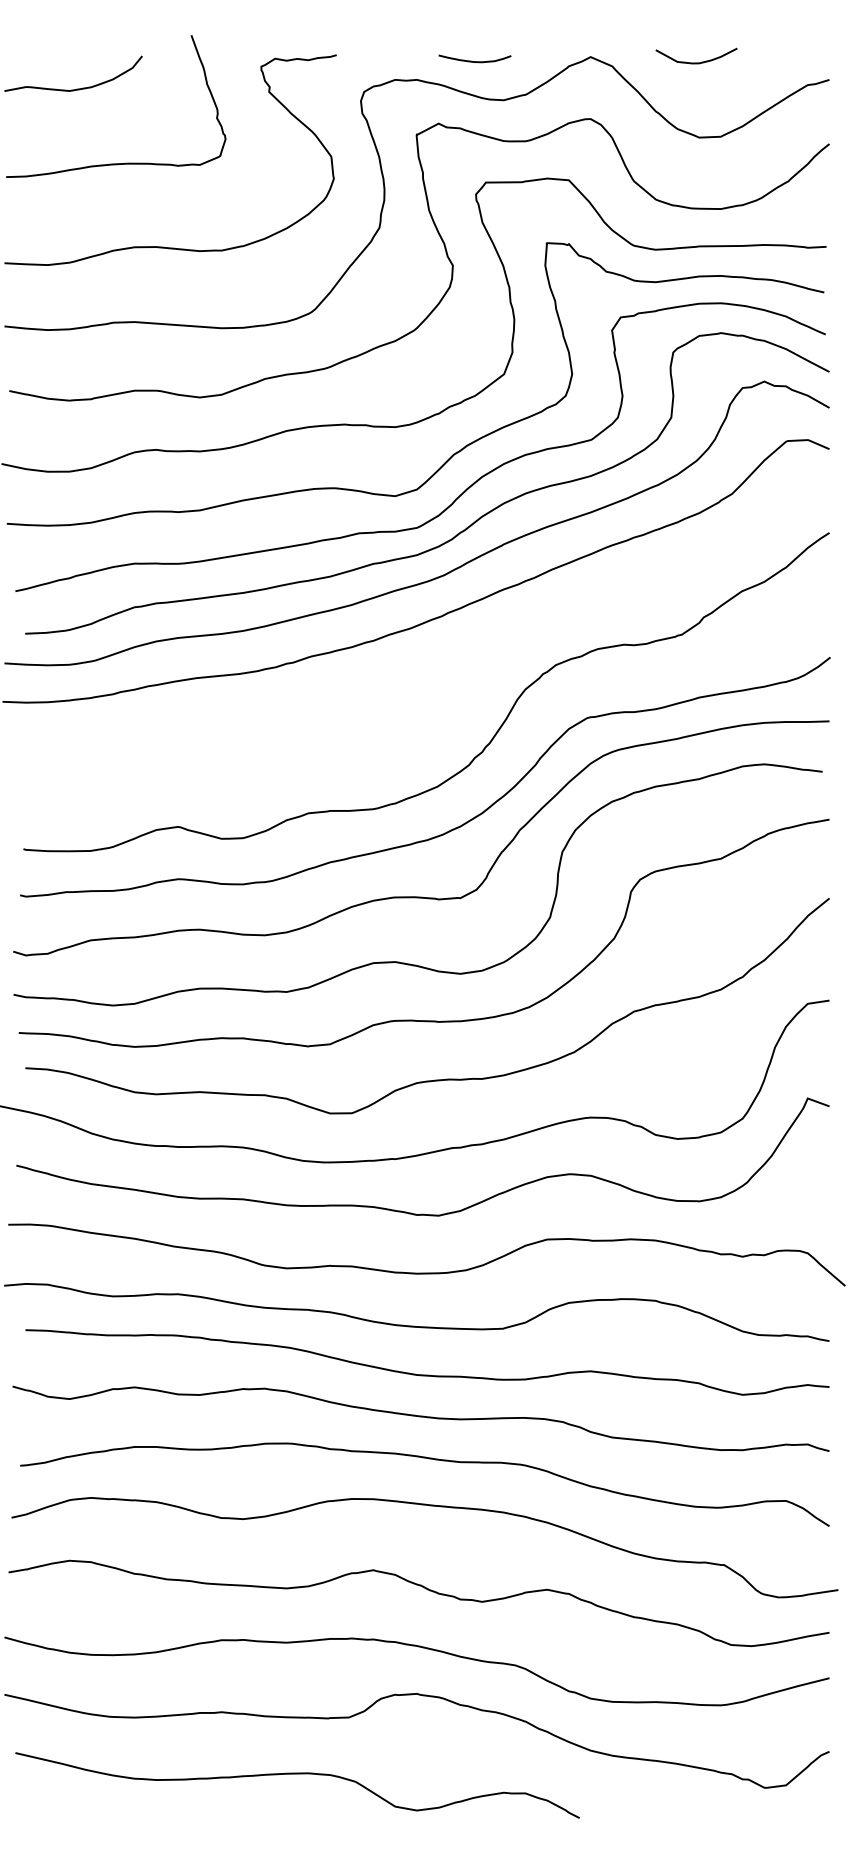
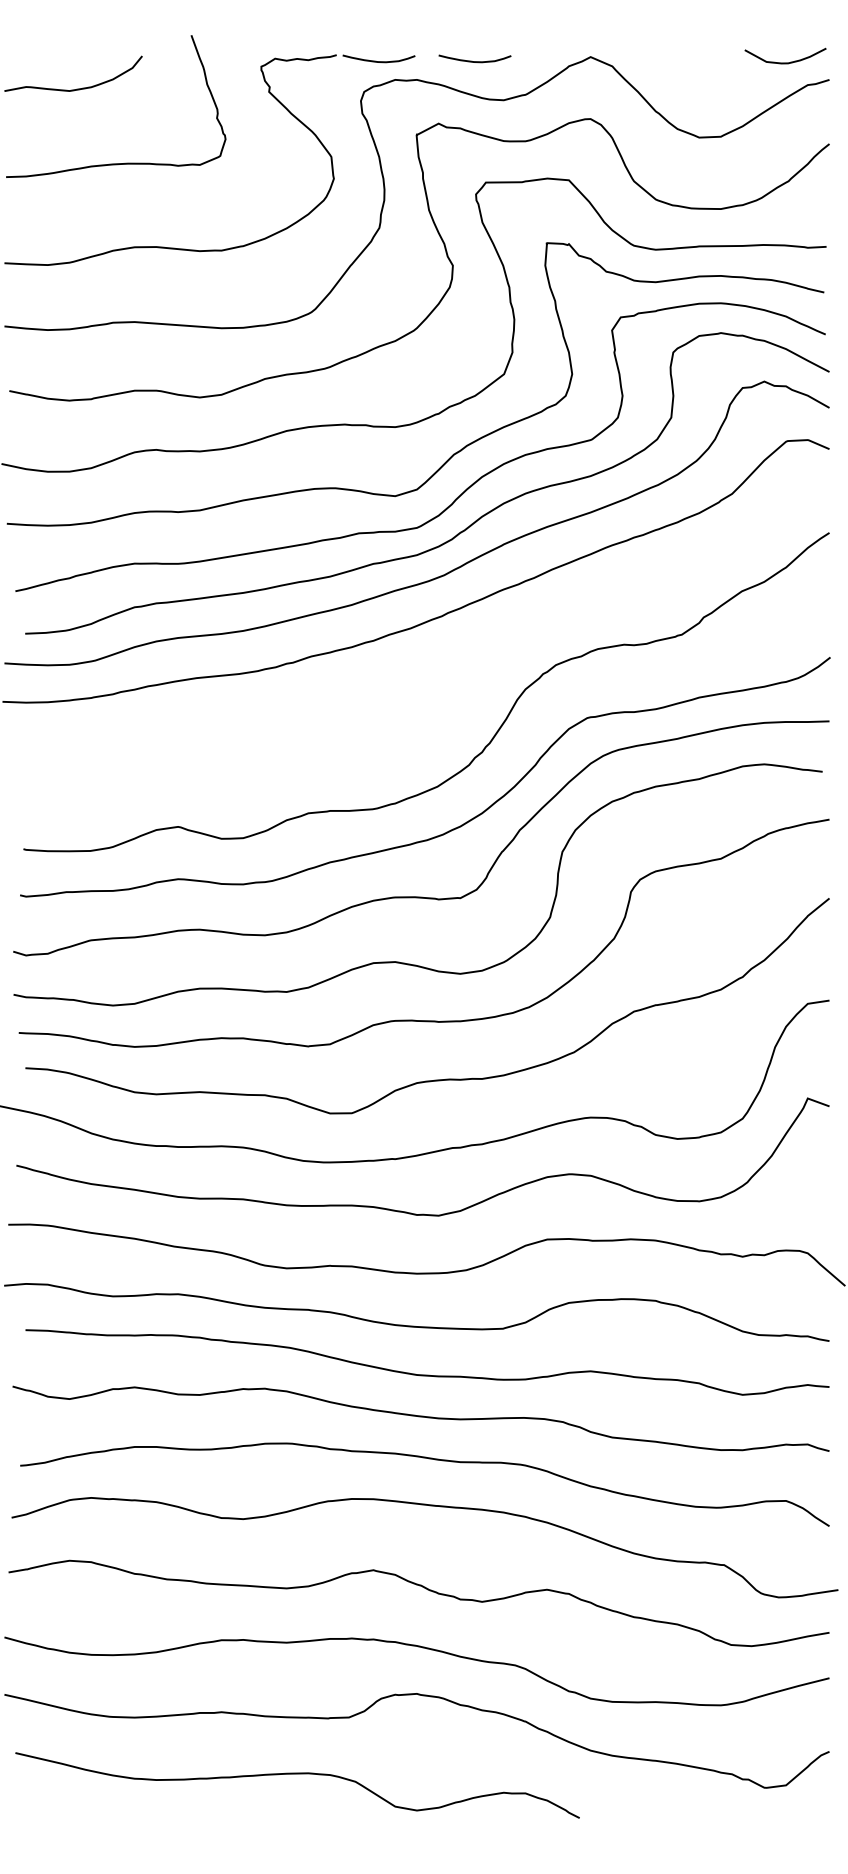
curve: none -> present (378, 61)
curve position: (696, 62) -> (785, 62) (785, 62)
